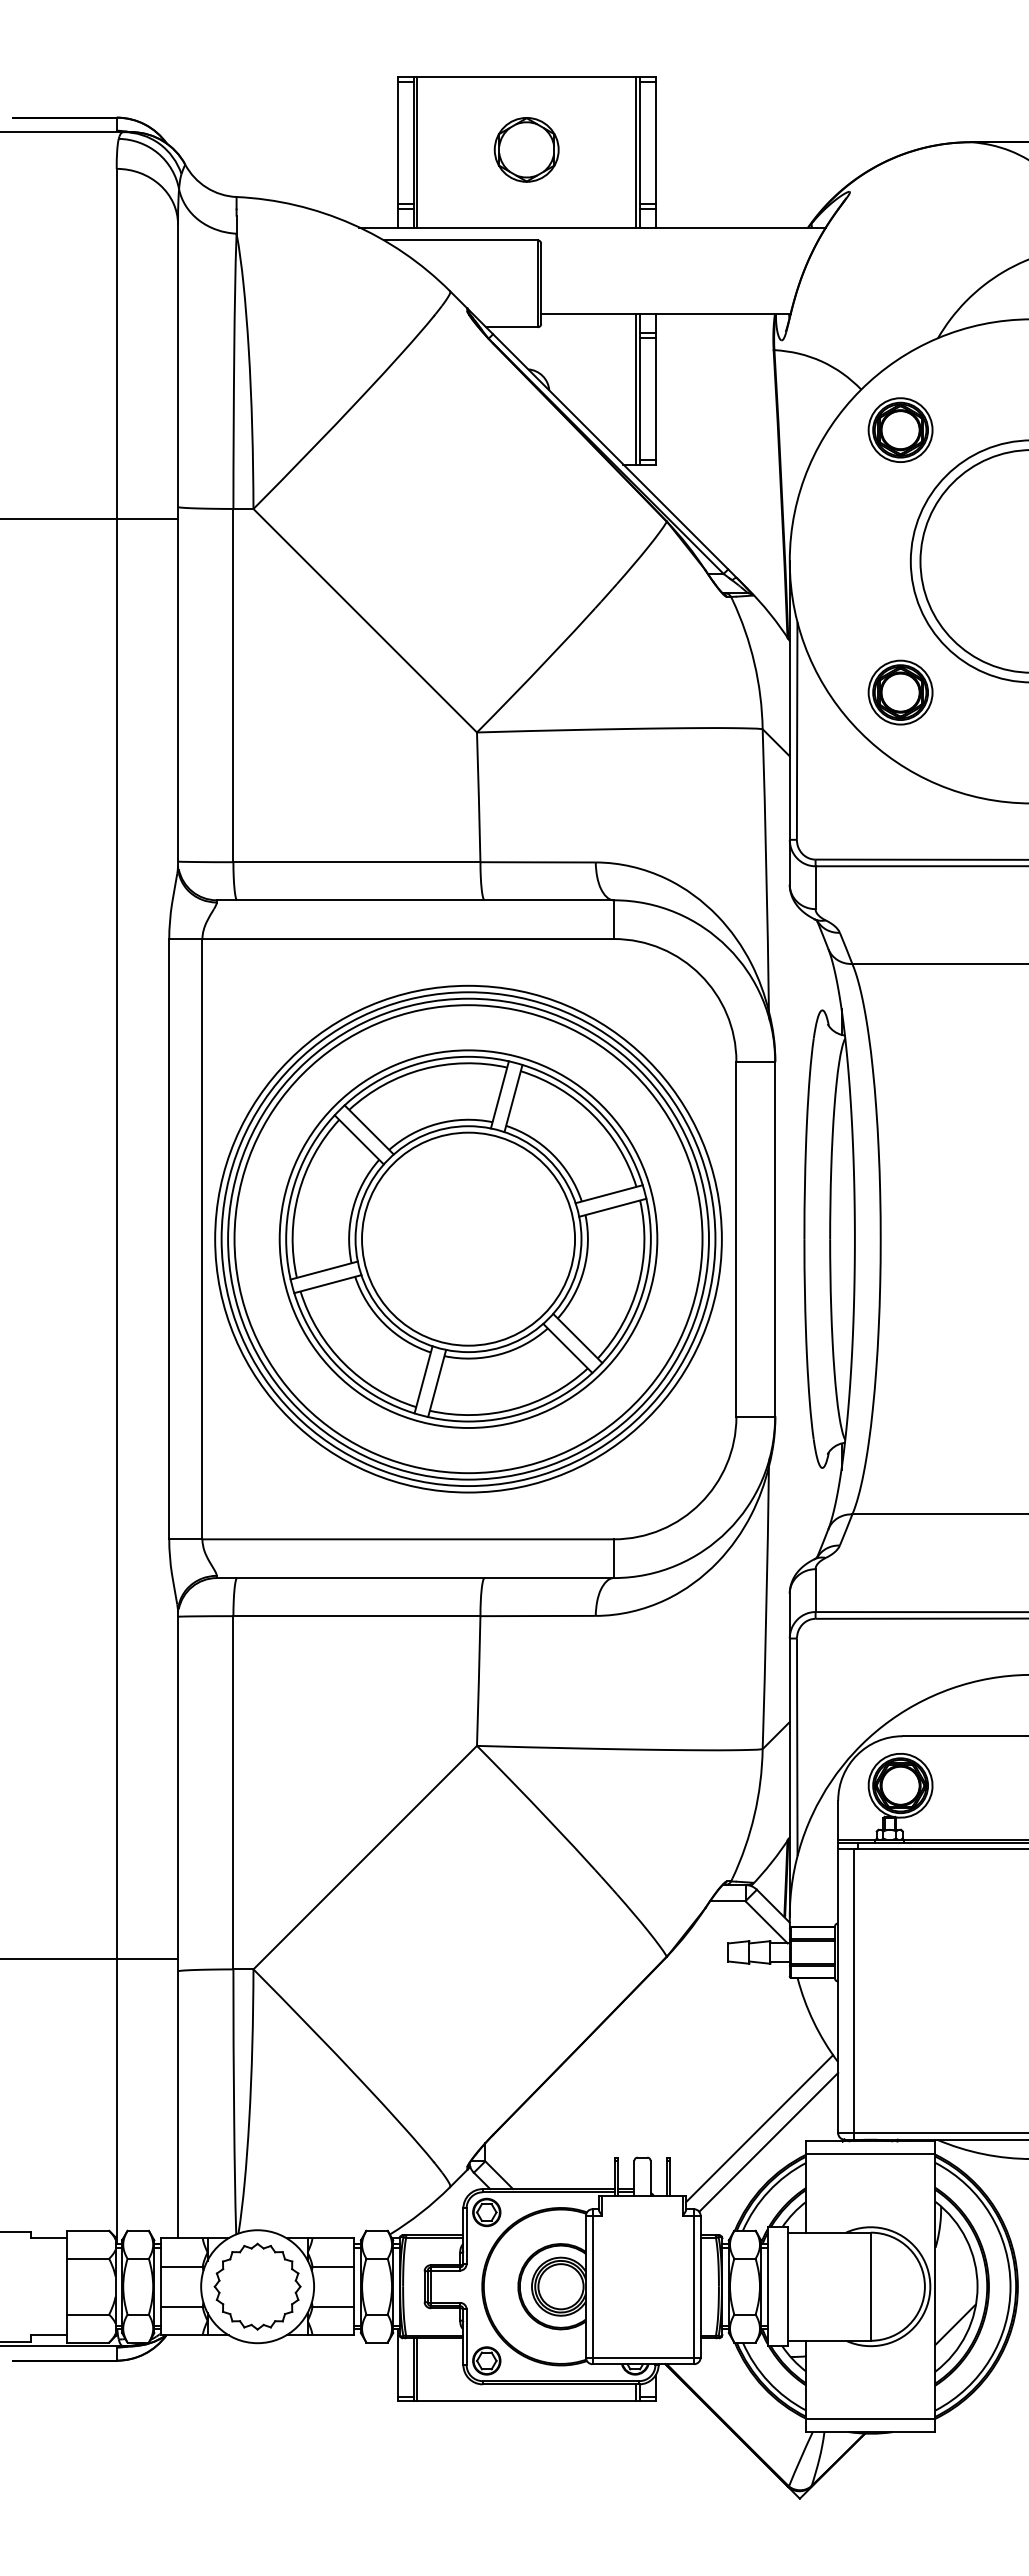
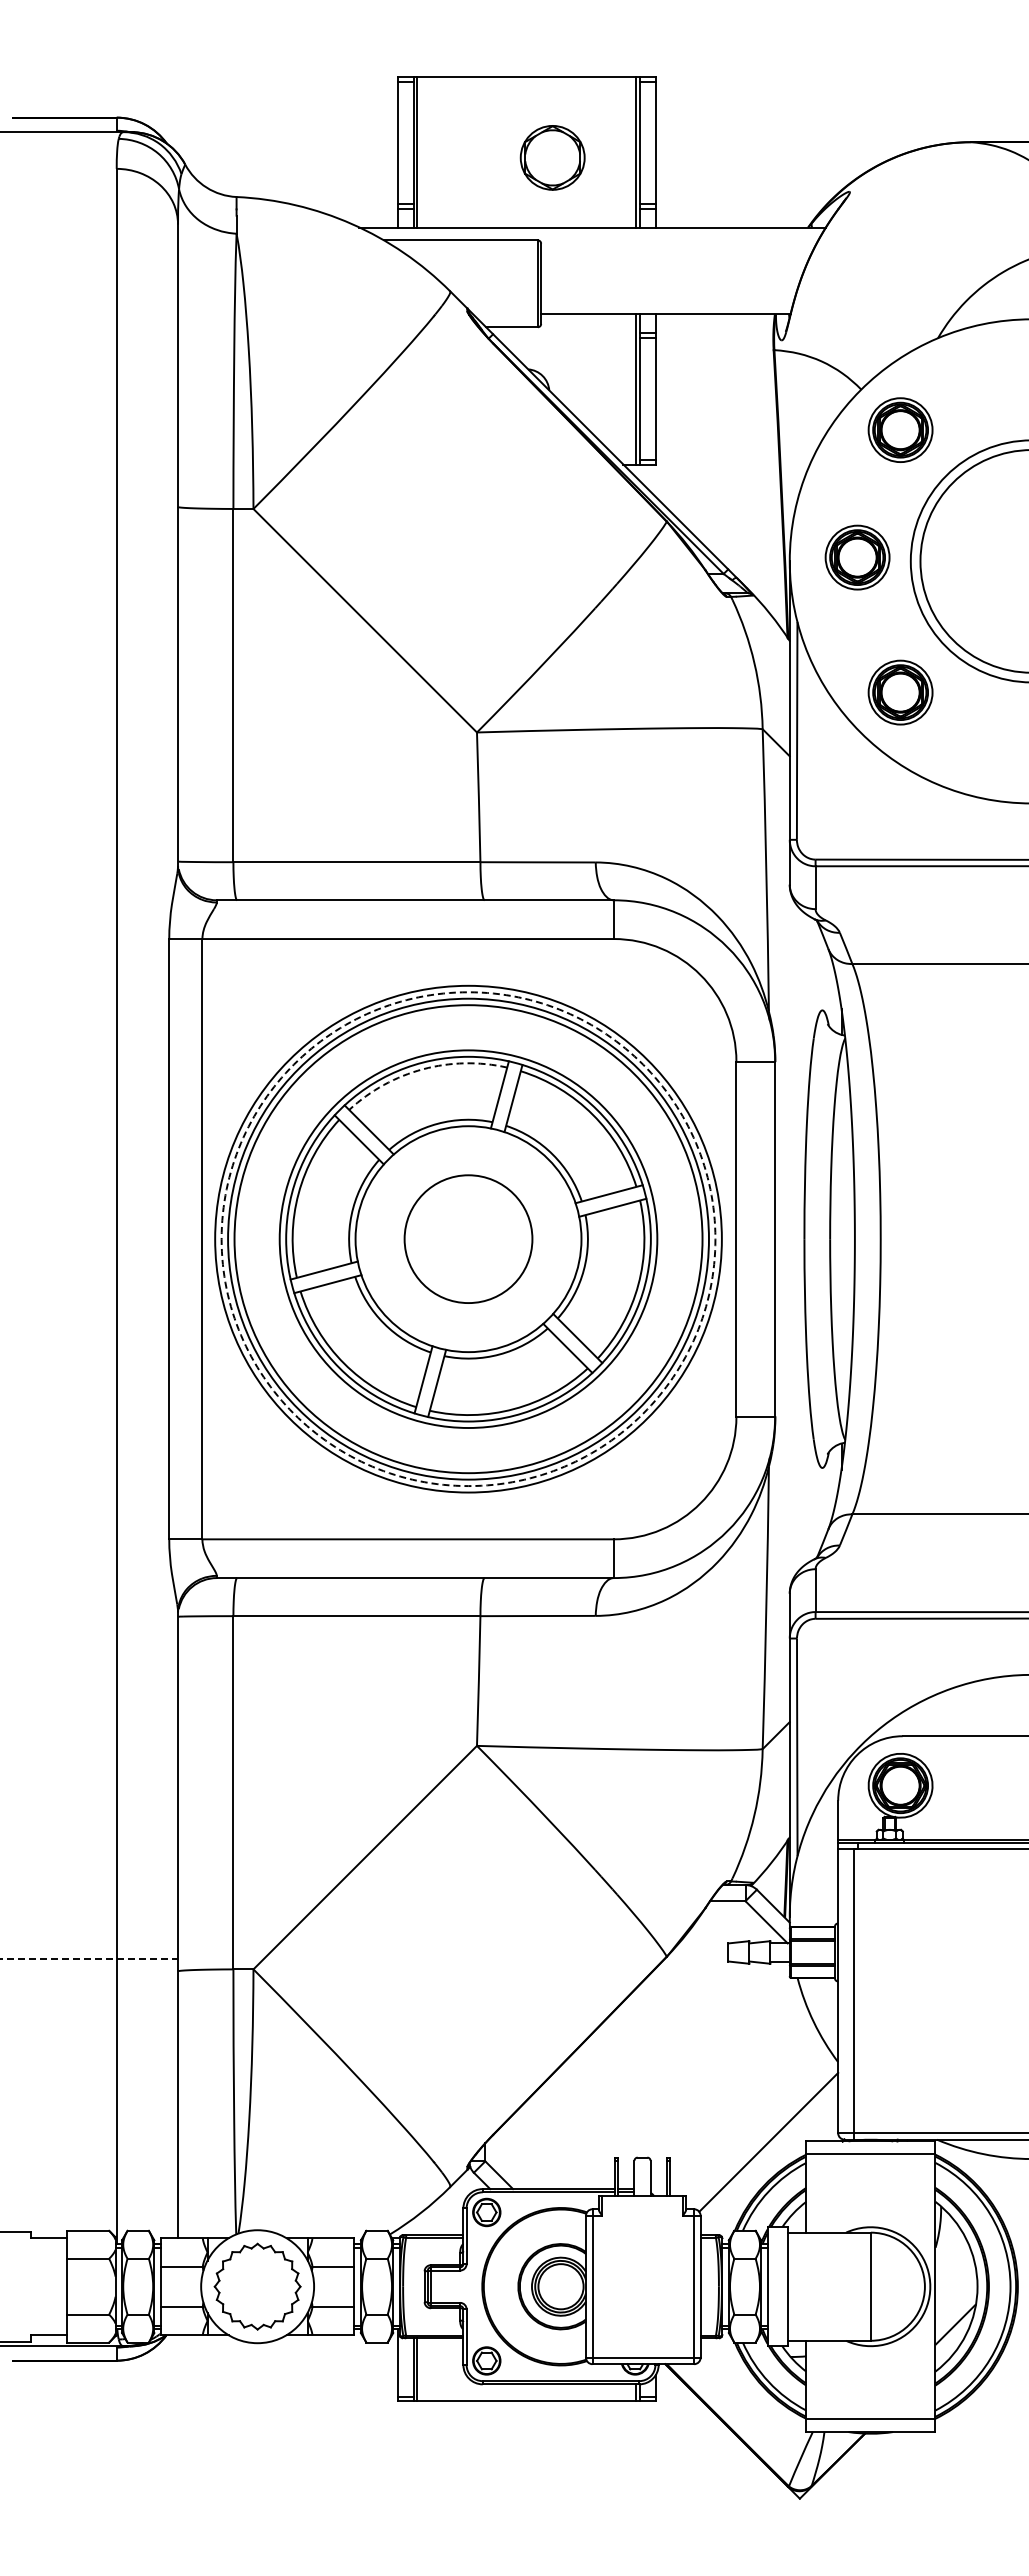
part position: (526, 149) -> (552, 157) (552, 157)
line: present -> none (90, 519)
part: none -> present (857, 557)
arc: solid -> dashed (423, 1069)
circle diameter: 213 px -> 128 px (468, 1239)
circle: solid -> dashed (468, 1239)
line: solid -> dashed (89, 1958)
line: present -> none (759, 2128)
